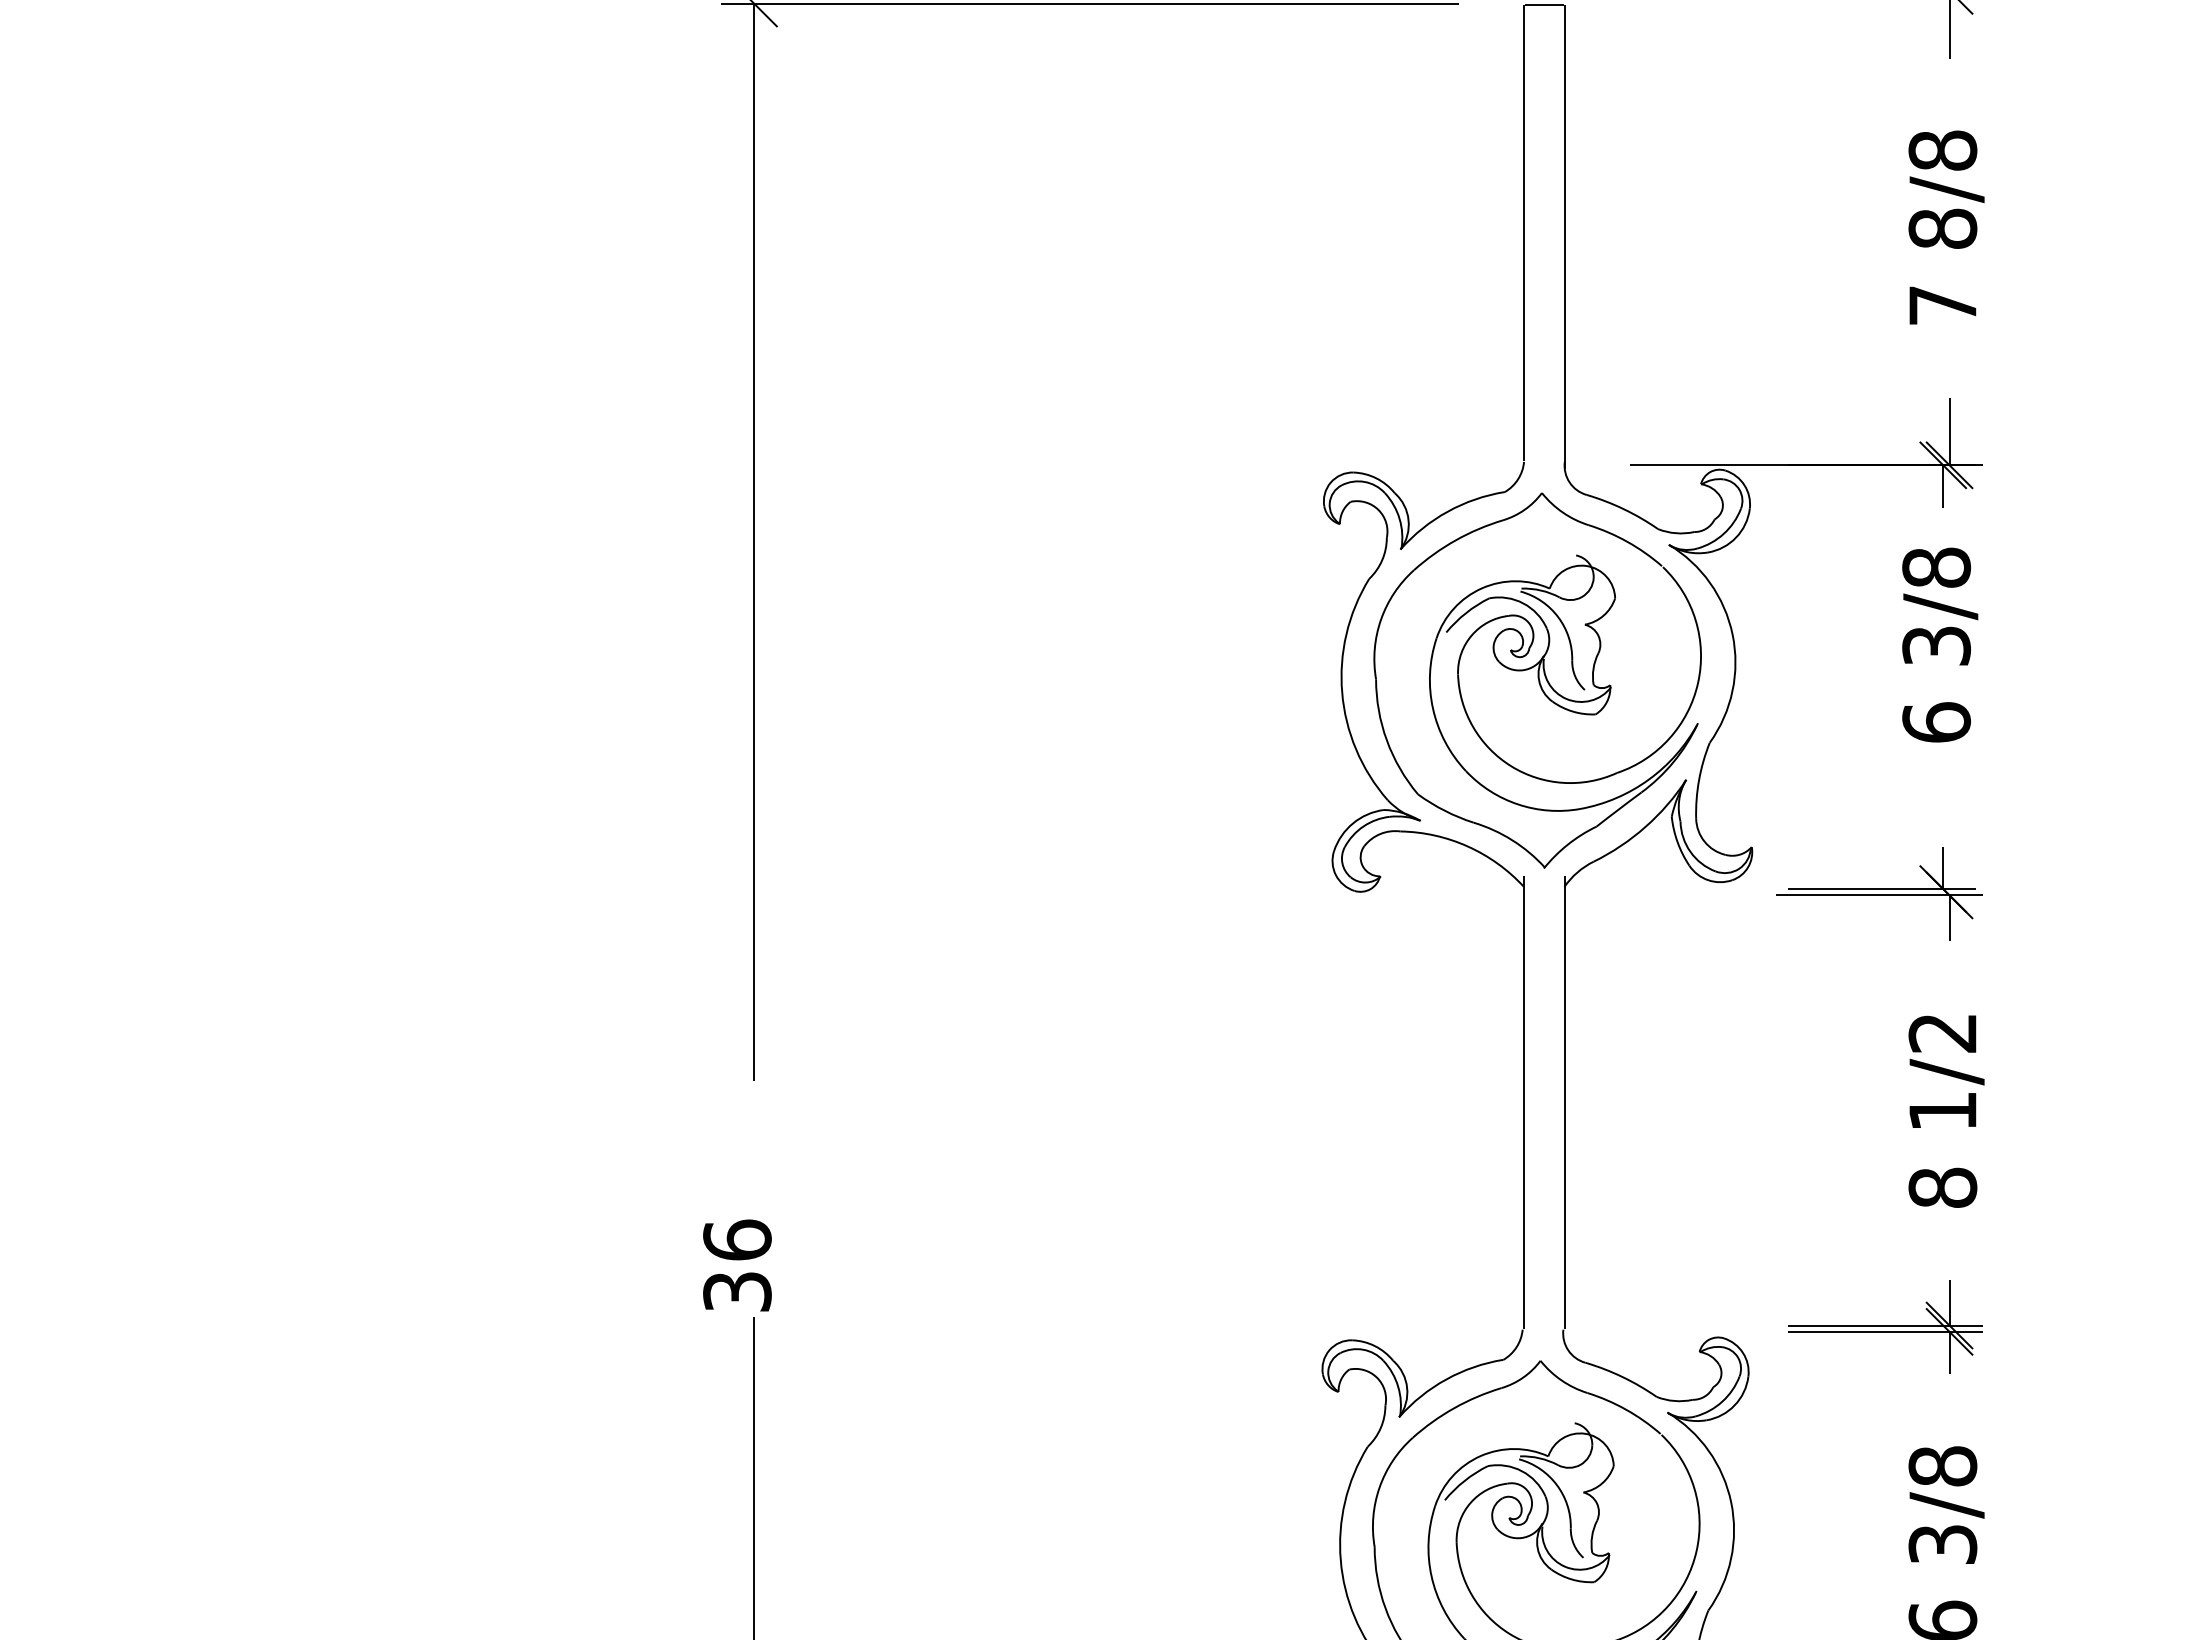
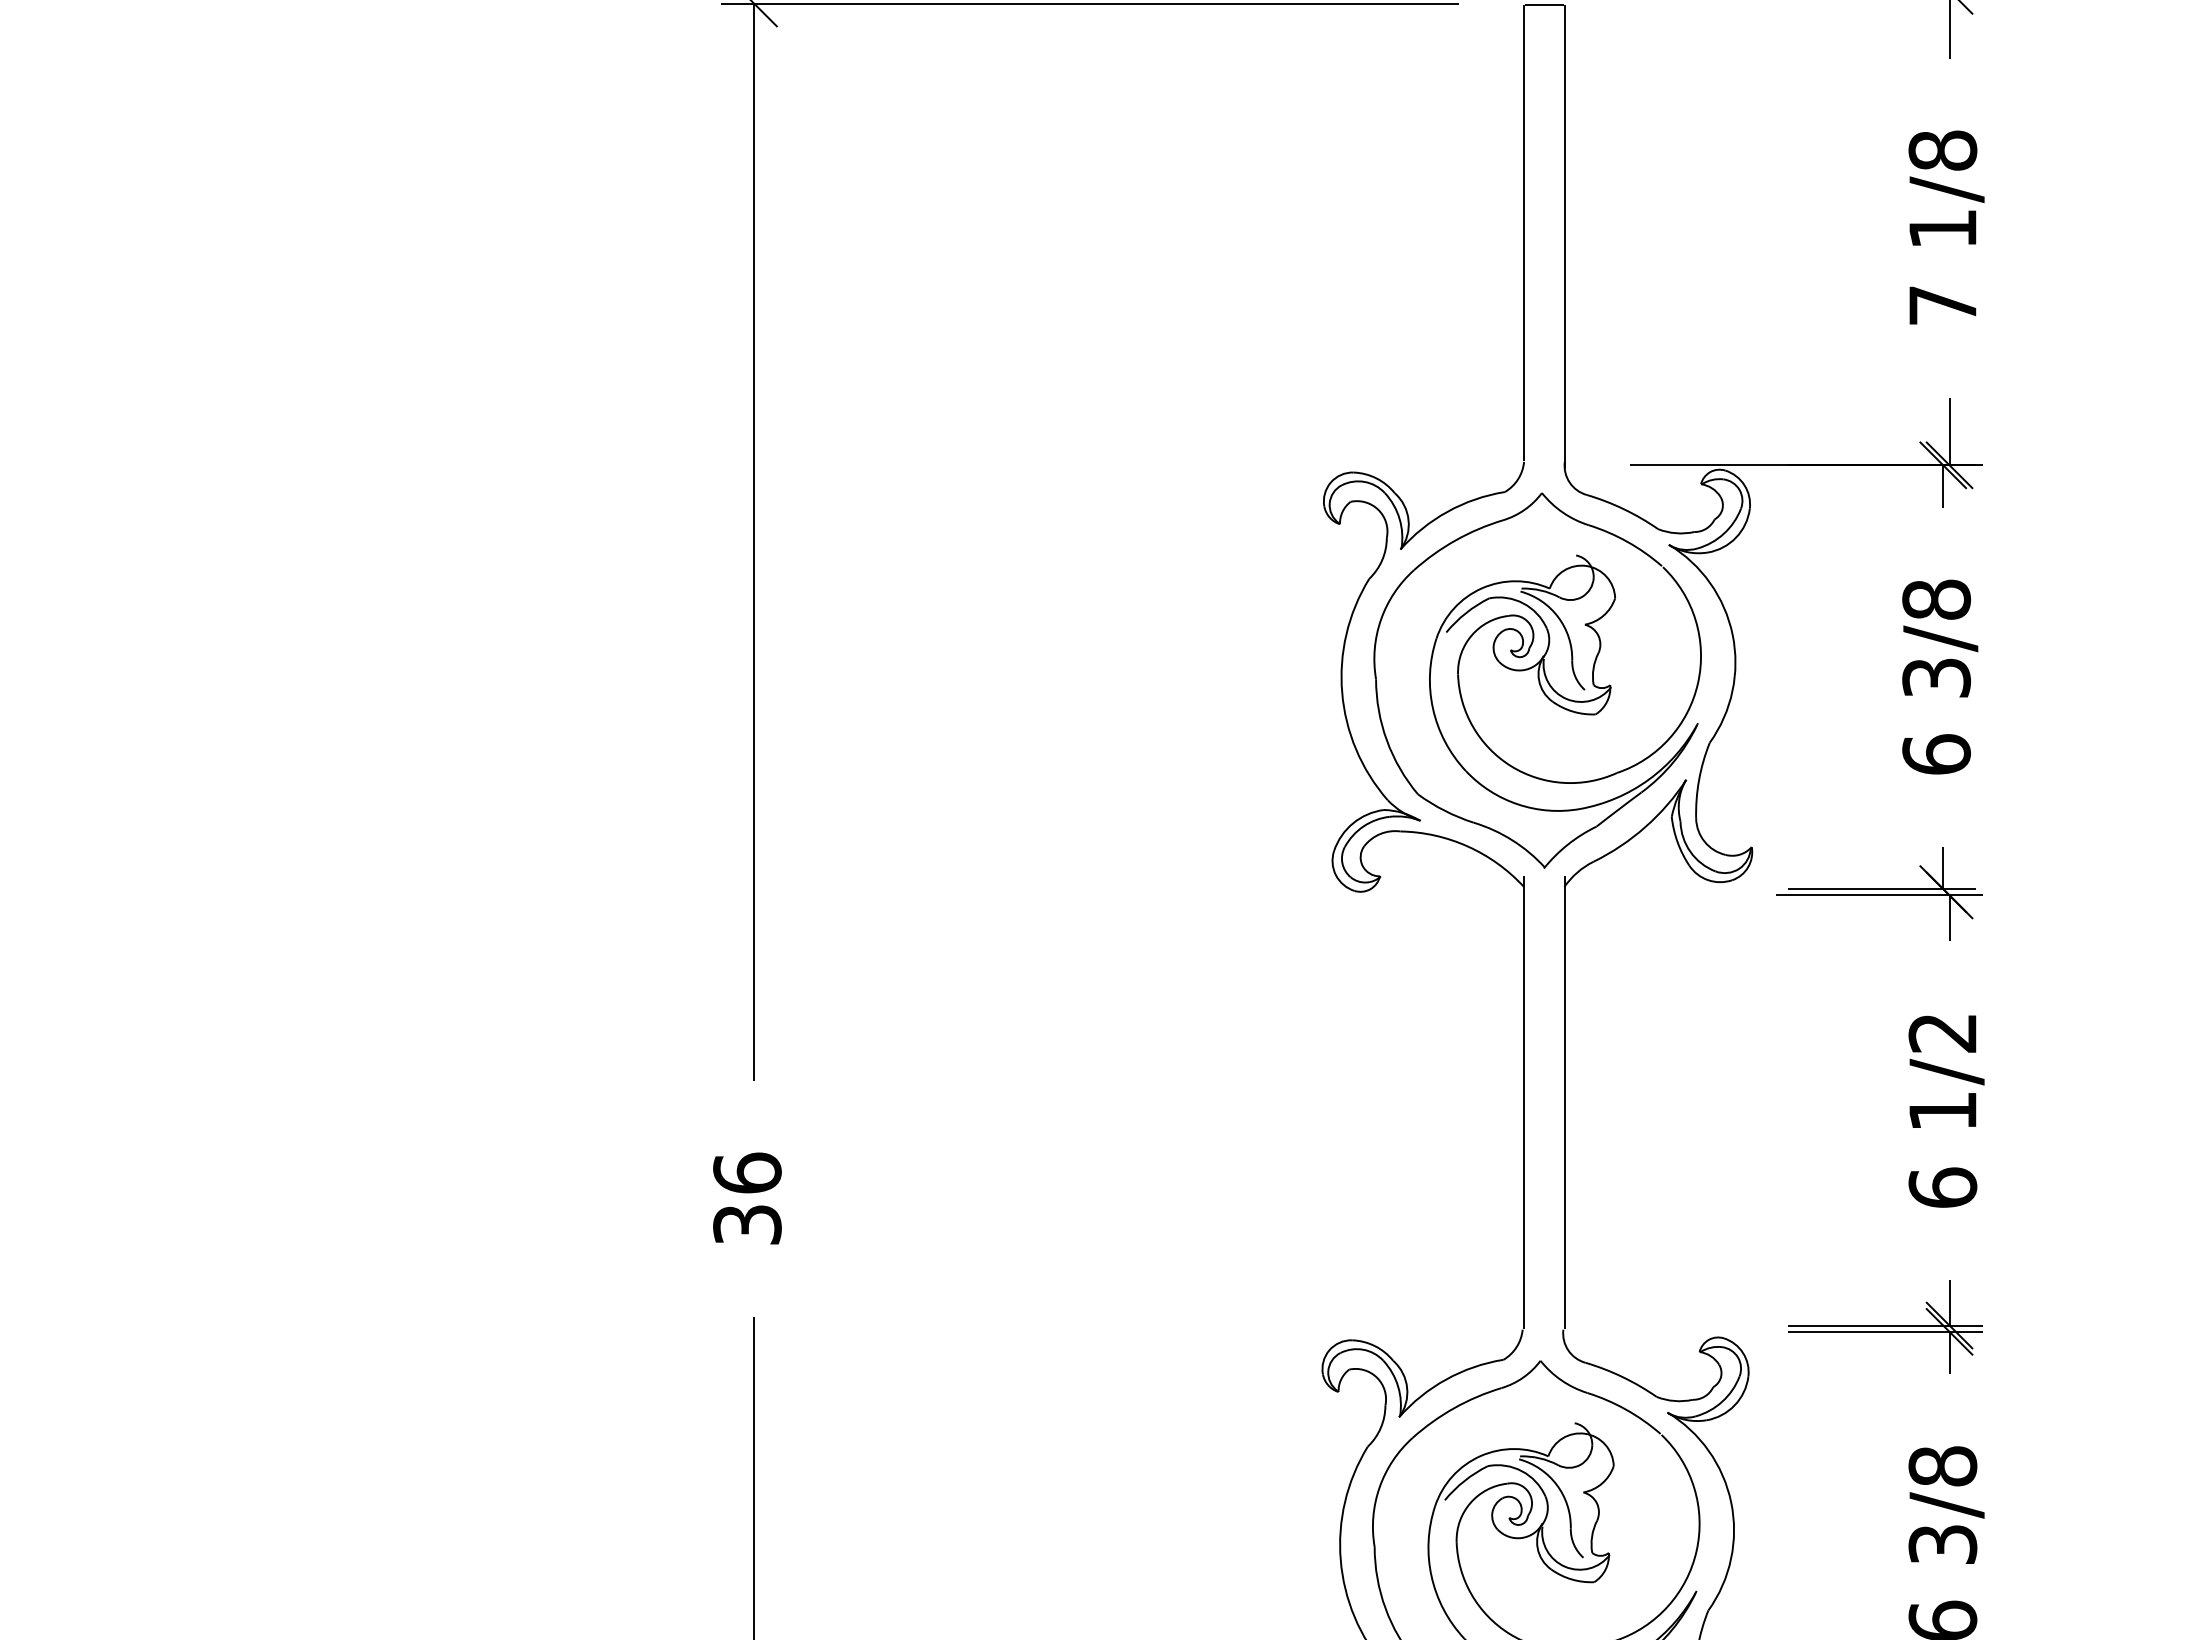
text: 8/8 -> 1/8 (1942, 228)
text position: (1940, 644) -> (1940, 676) (1940, 676)
text: 8 -> 6 (1942, 1187)
text position: (737, 1265) -> (747, 1198) (747, 1198)
